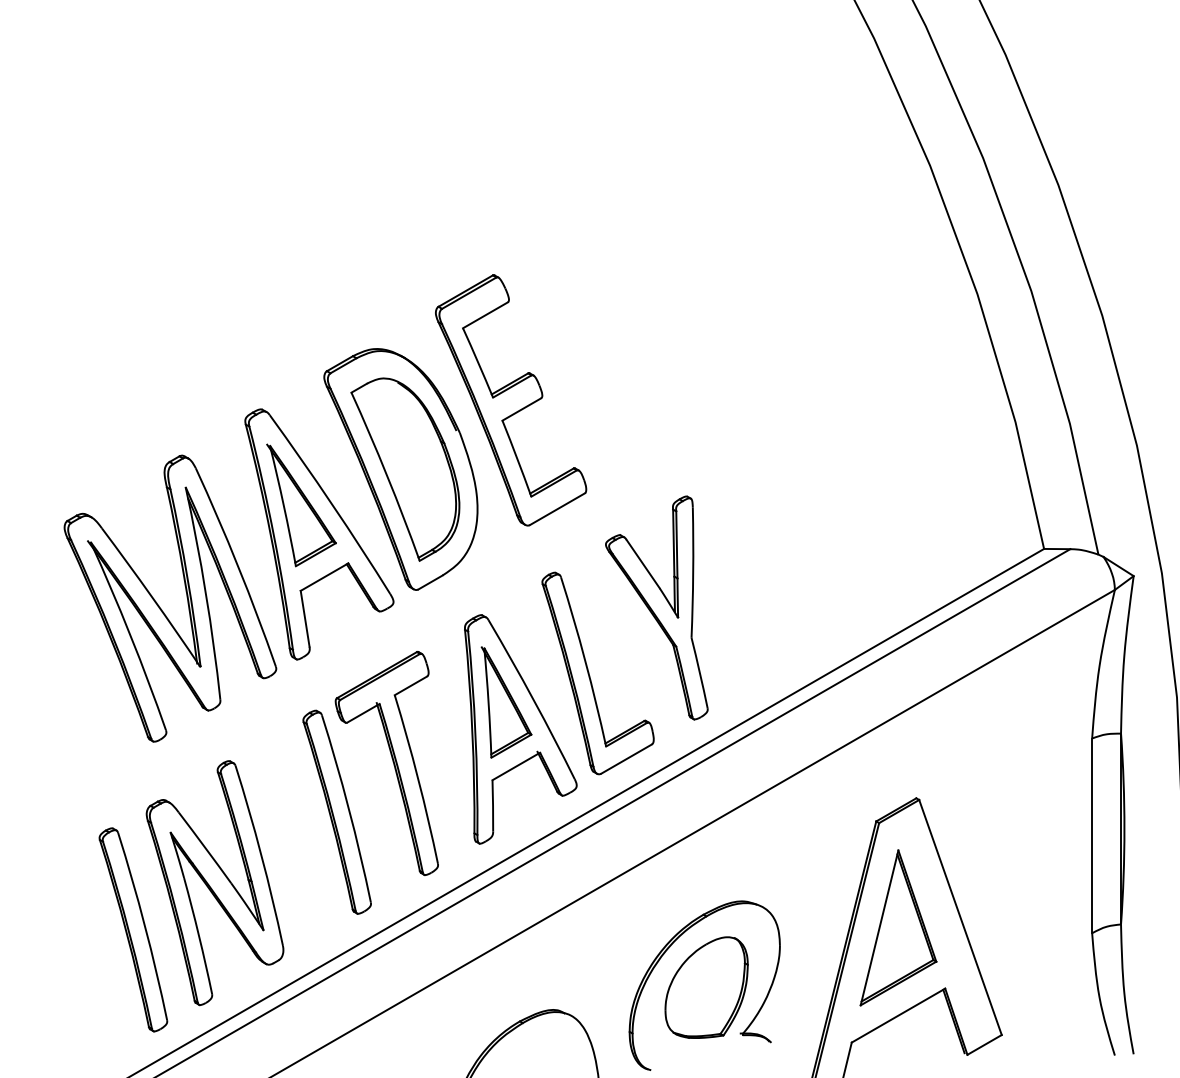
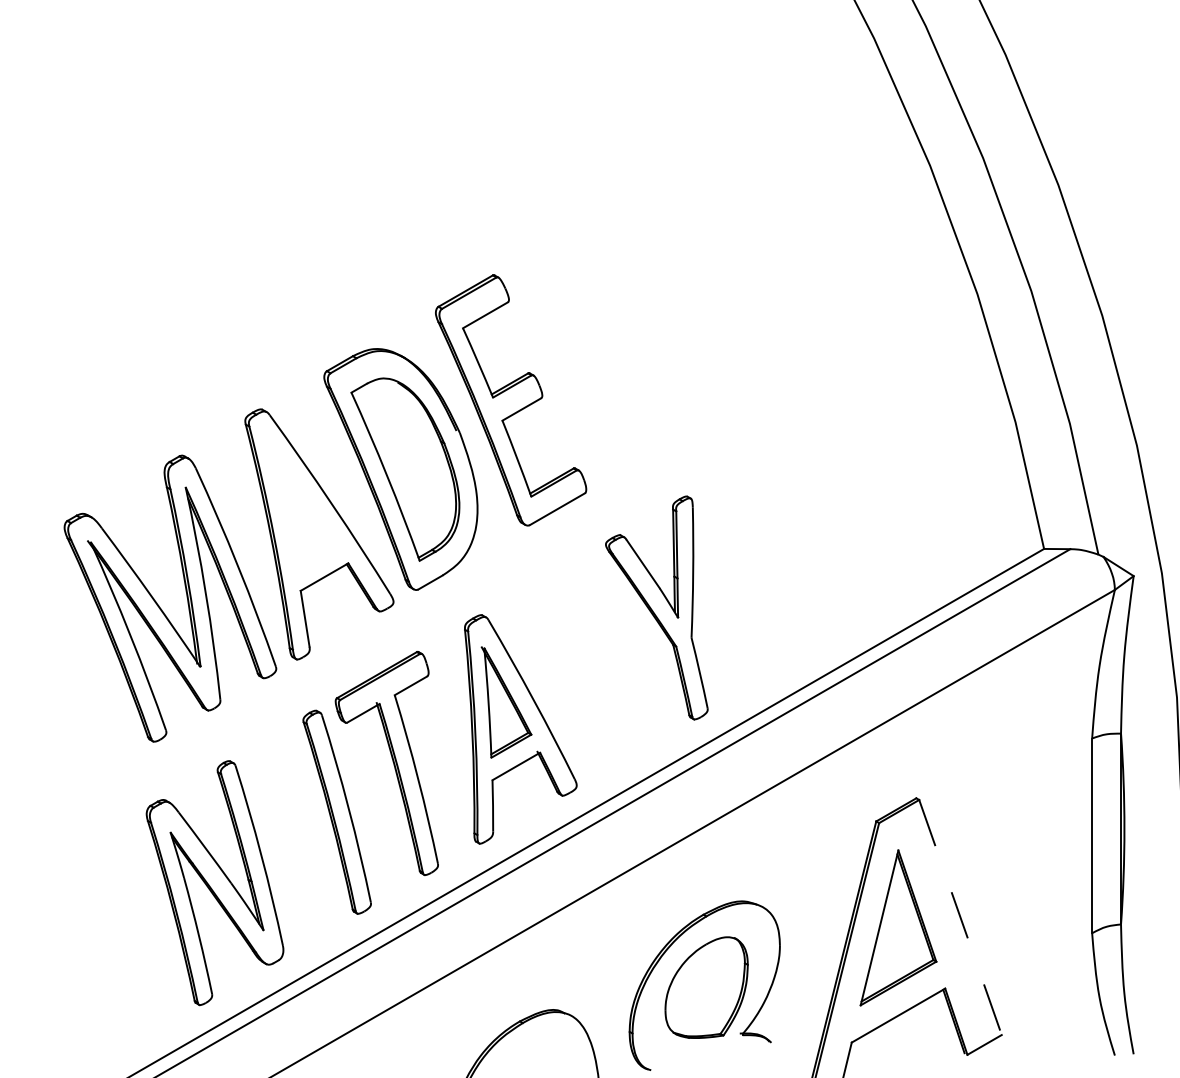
part: present -> none (301, 505)
part: present -> none (590, 675)
line: solid -> dashed (960, 917)
part: present -> none (133, 929)
